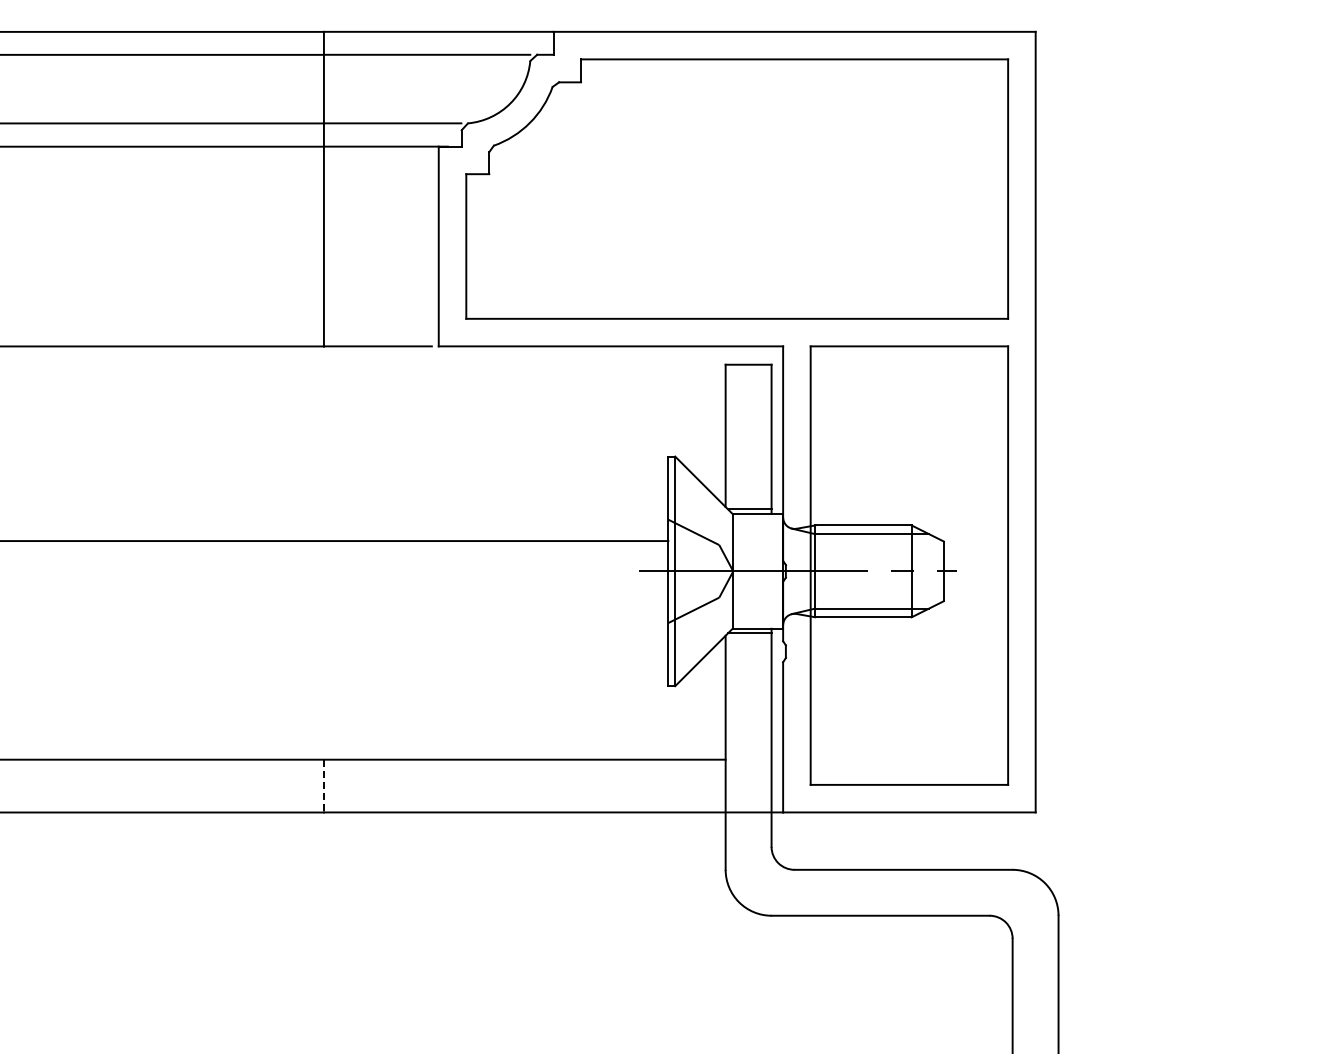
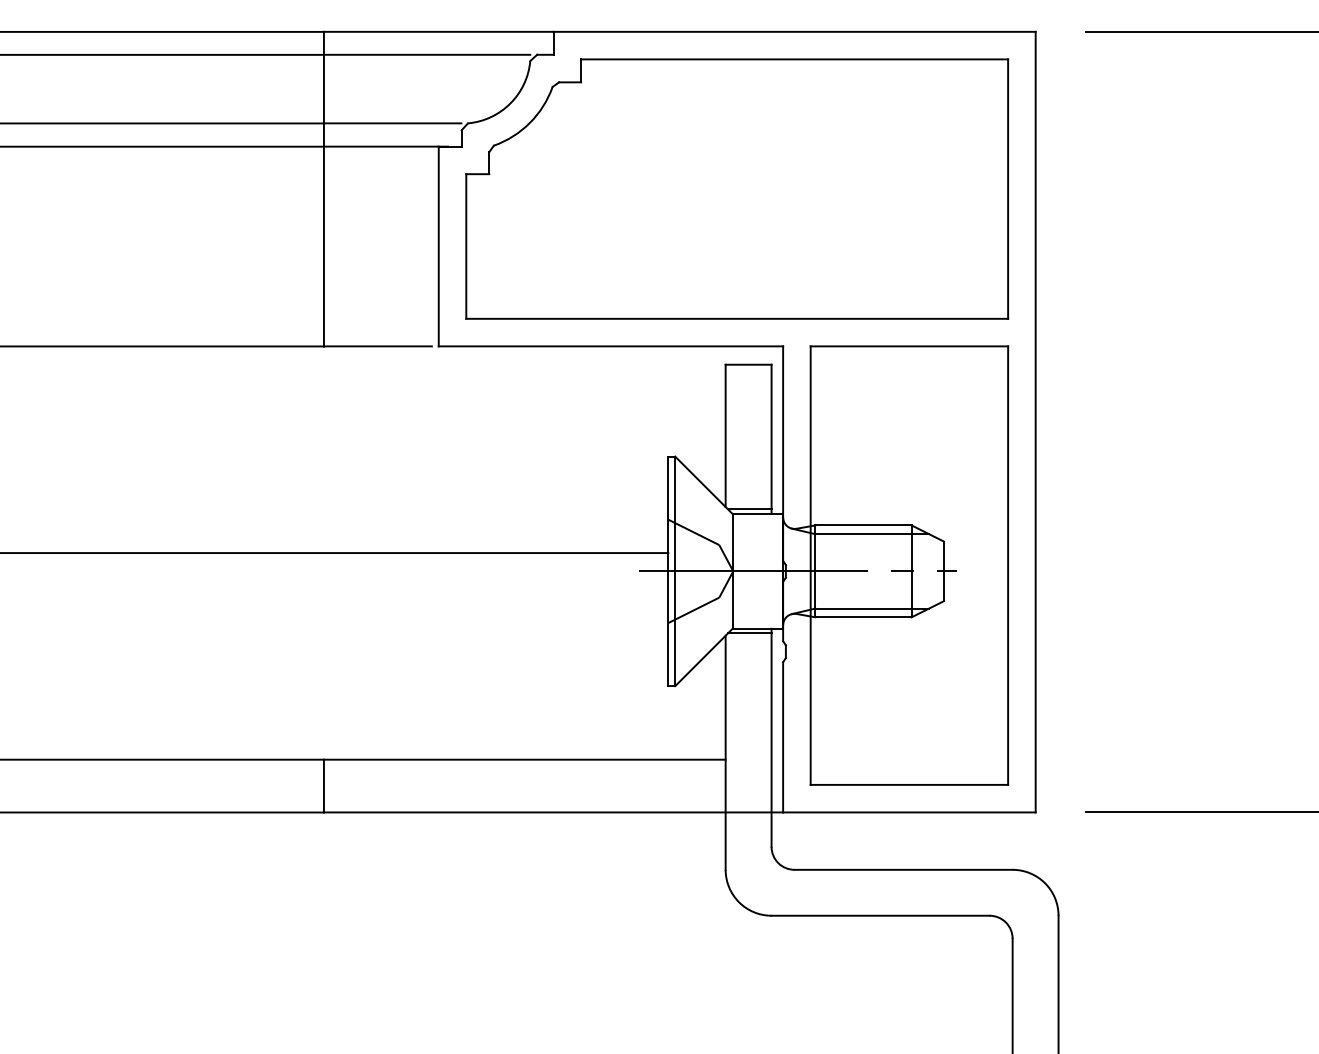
line: none -> present (1200, 31)
line position: (335, 541) -> (335, 553) (335, 553)
line: dashed -> solid (323, 786)
line: none -> present (1200, 812)
